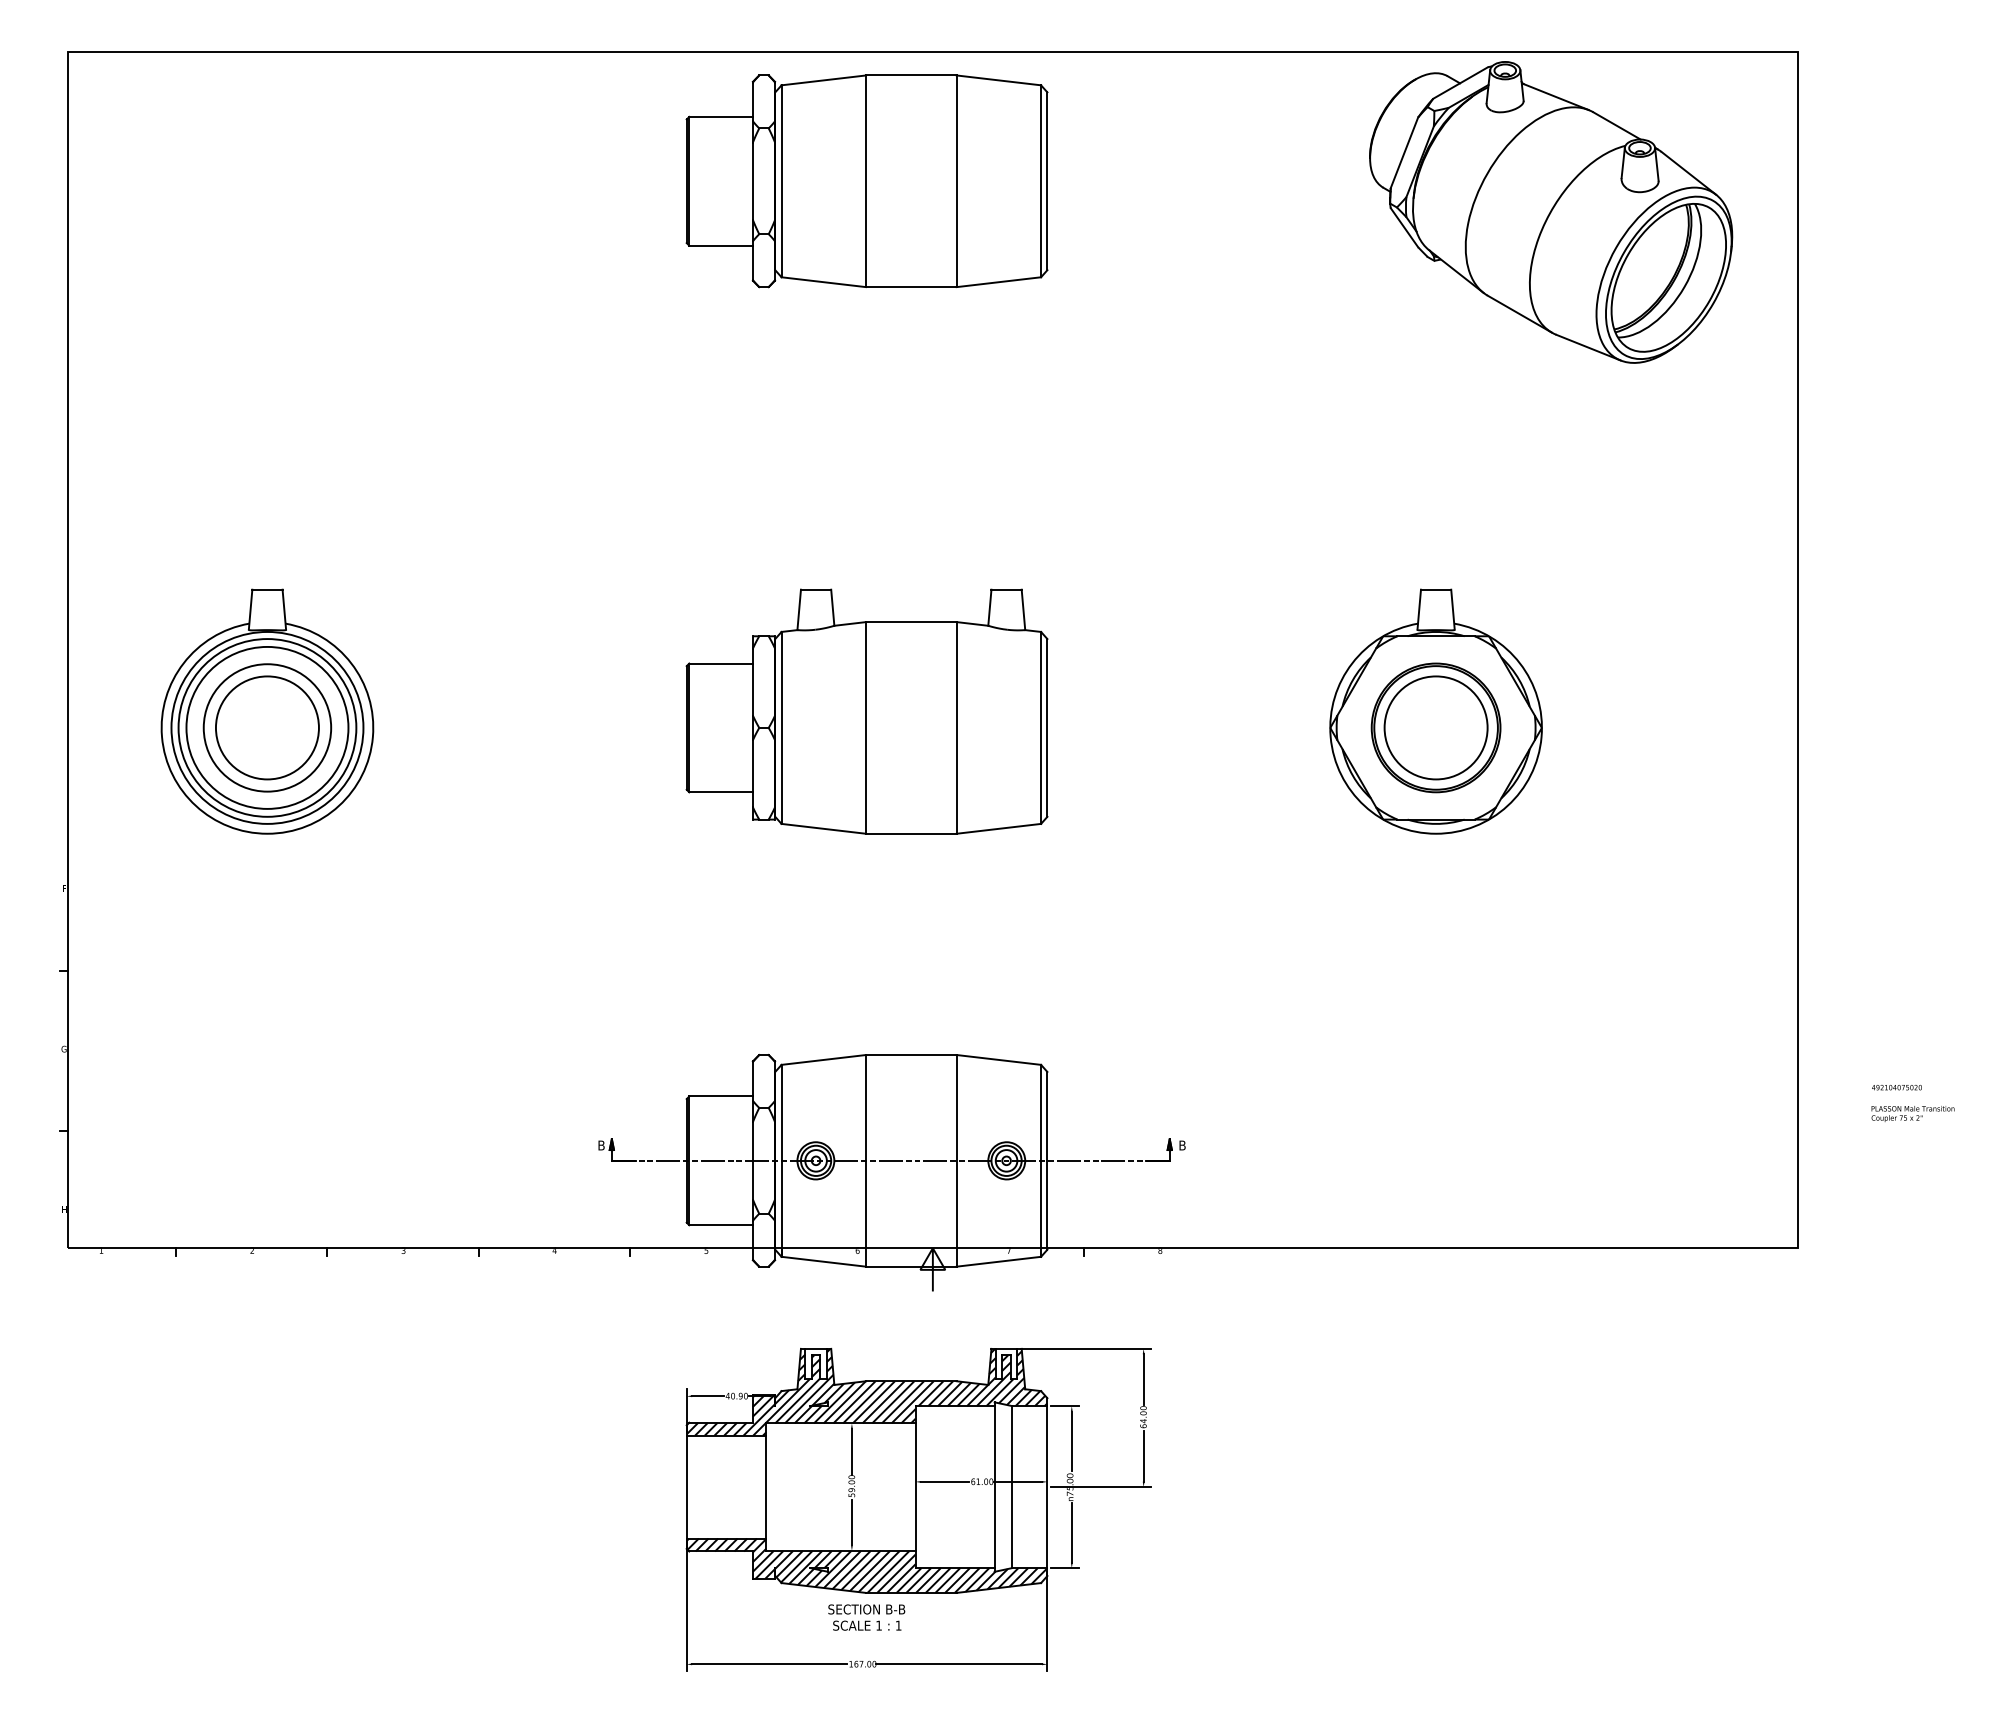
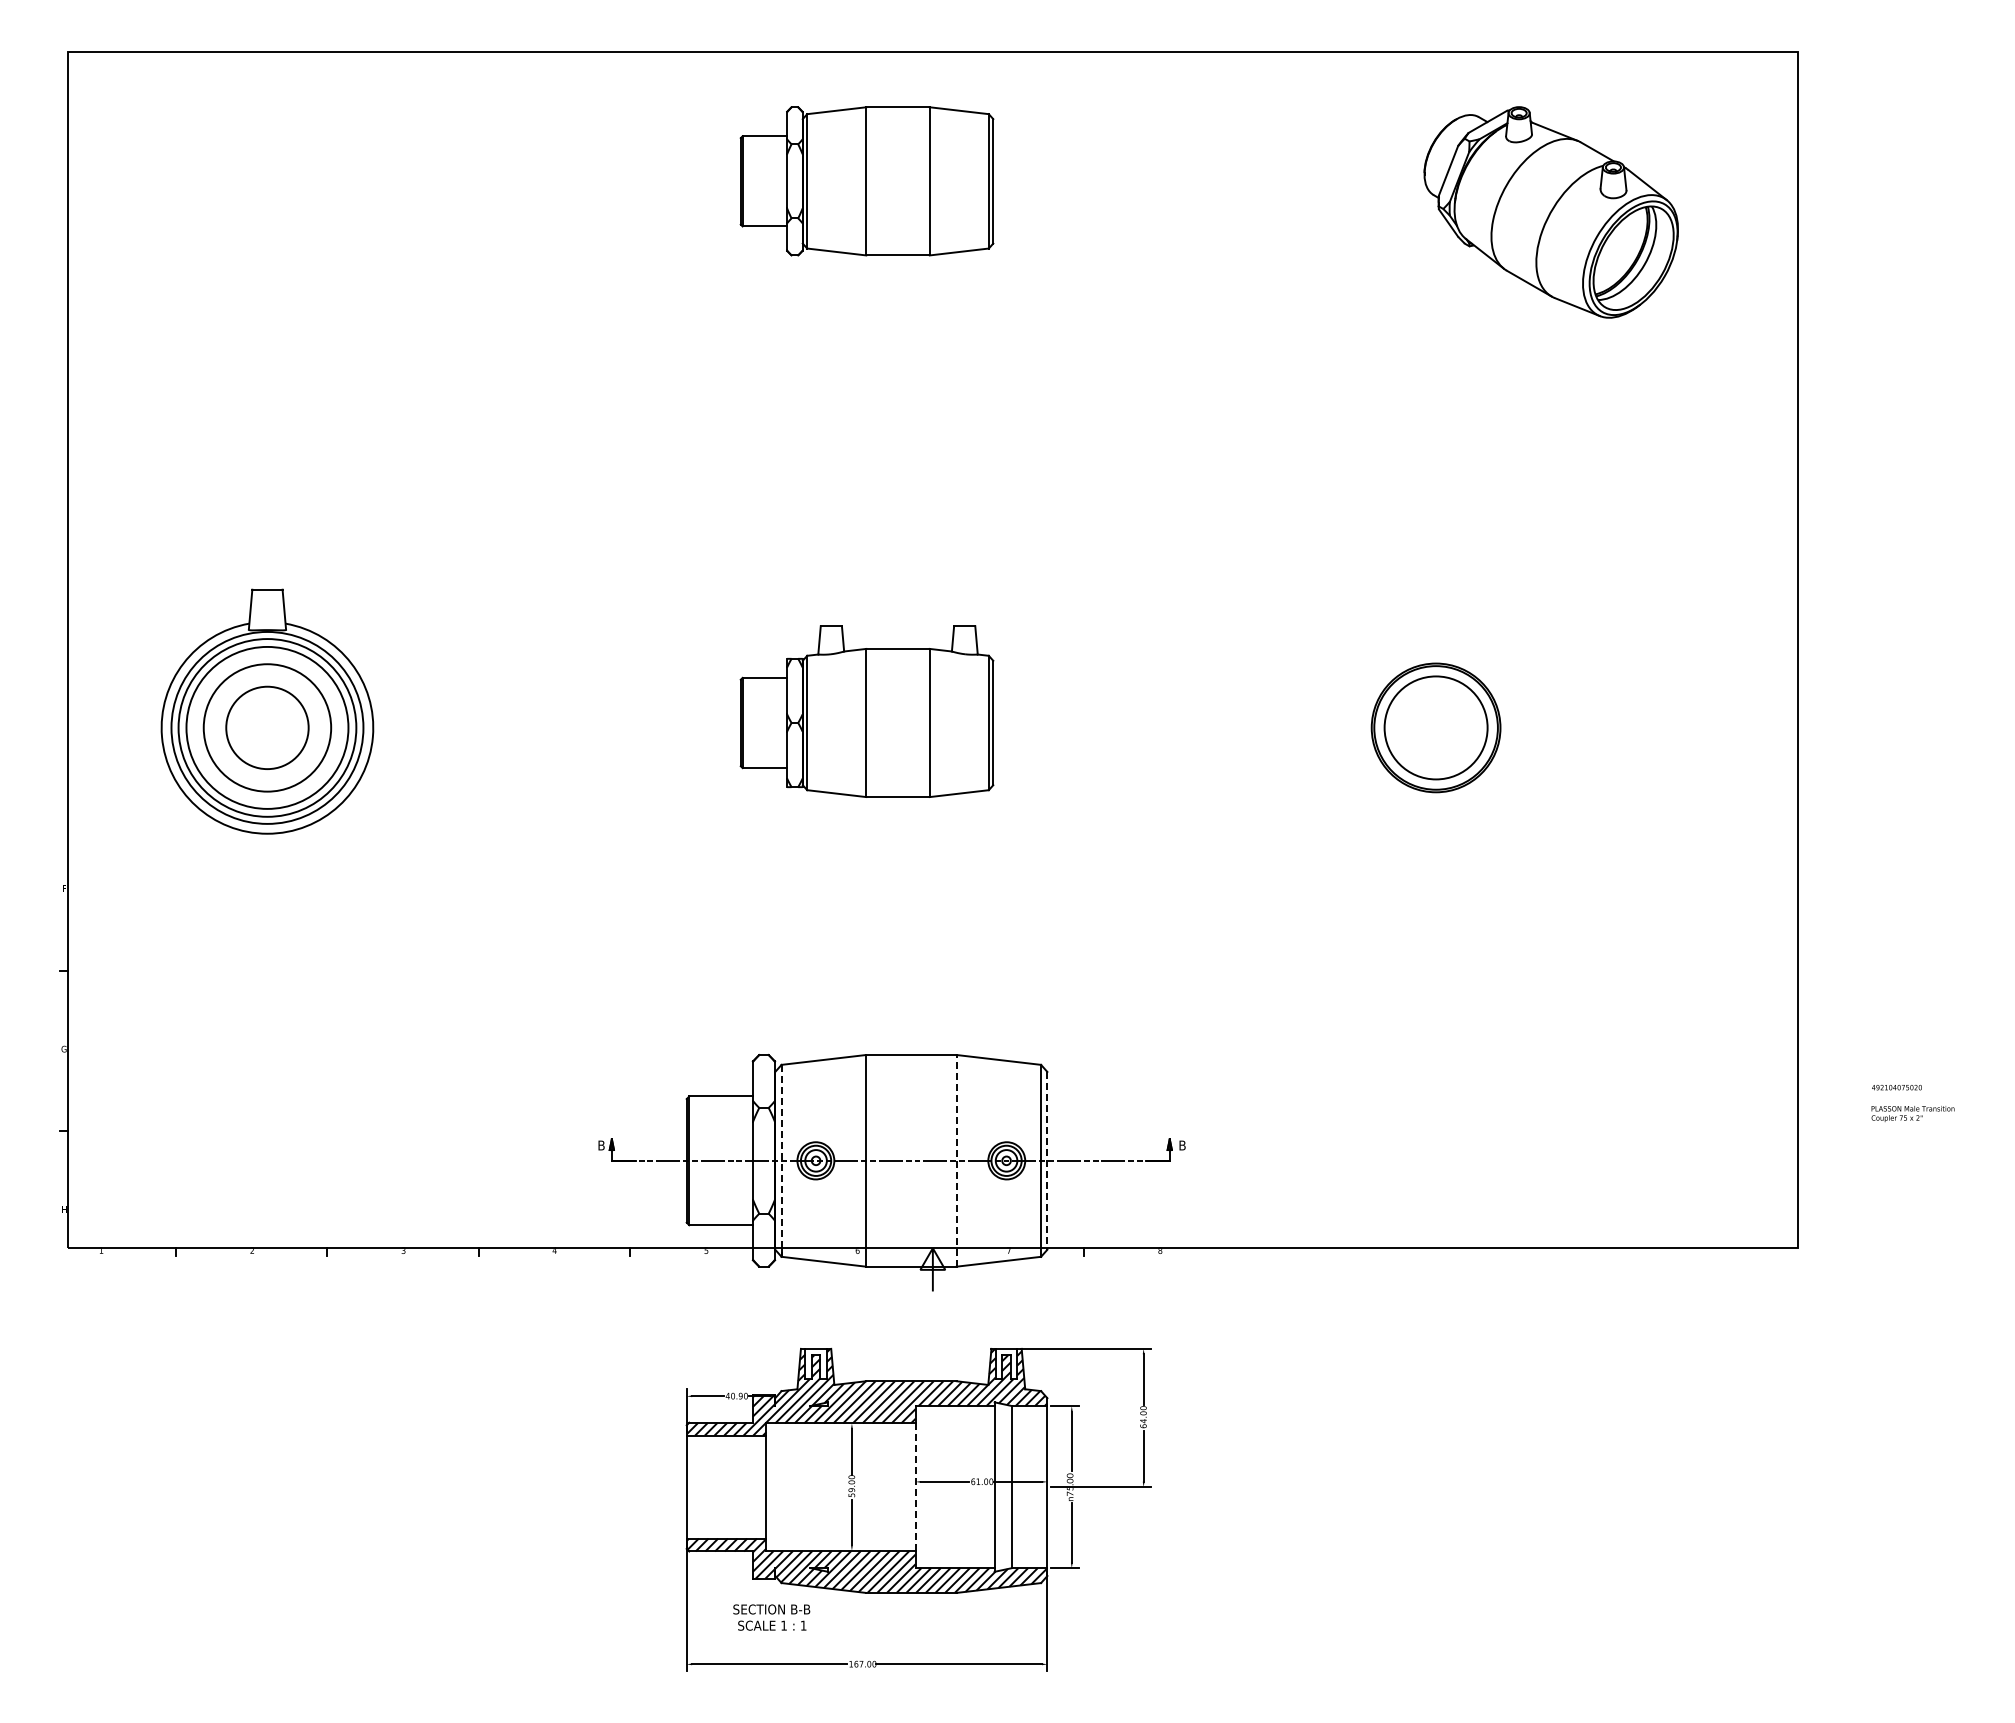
part size: 364x215 px -> 256x151 px (866, 181)
part size: 365x303 px -> 256x213 px (1550, 212)
part size: 364x247 px -> 256x173 px (866, 711)
part: present -> none (1435, 711)
circle diameter: 103 px -> 82 px (267, 727)
line: solid -> dashed (781, 1160)
line: solid -> dashed (956, 1160)
line: solid -> dashed (1047, 1160)
line: solid -> dashed (915, 1487)
text position: (866, 1617) -> (771, 1617) (771, 1617)
